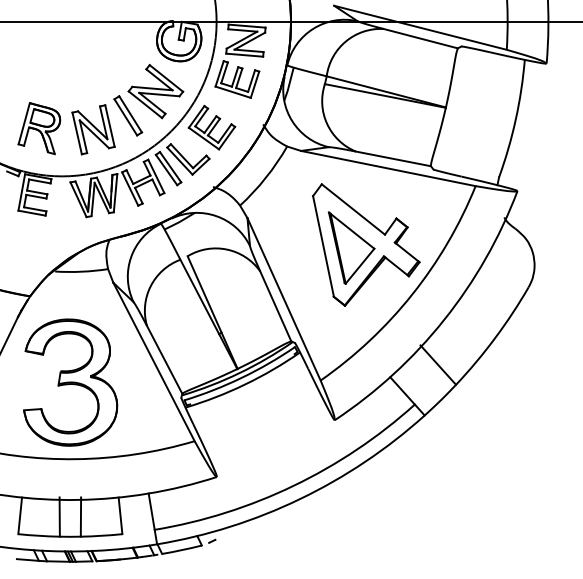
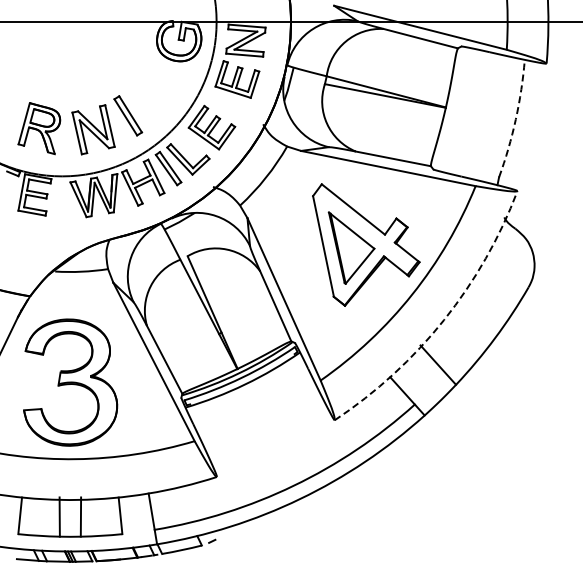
part: present -> none (155, 91)
arc: solid -> dashed (515, 119)
arc: solid -> dashed (444, 320)
